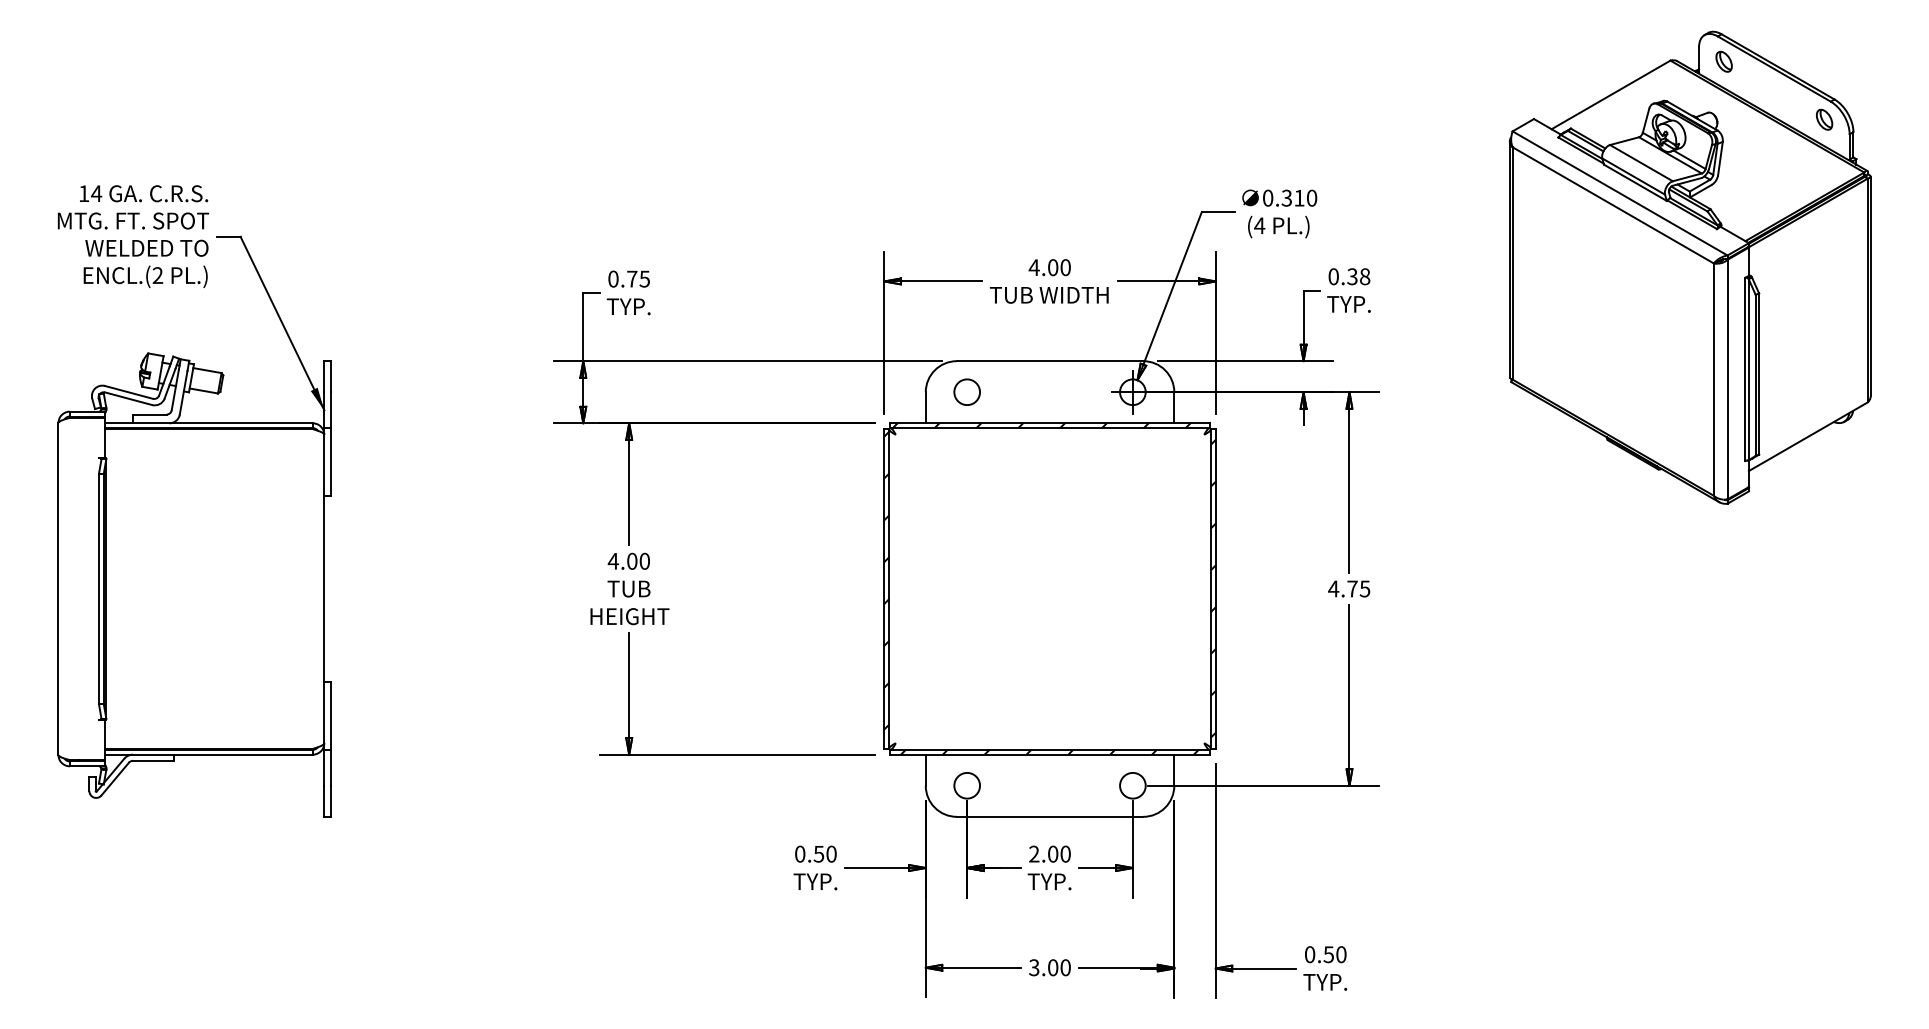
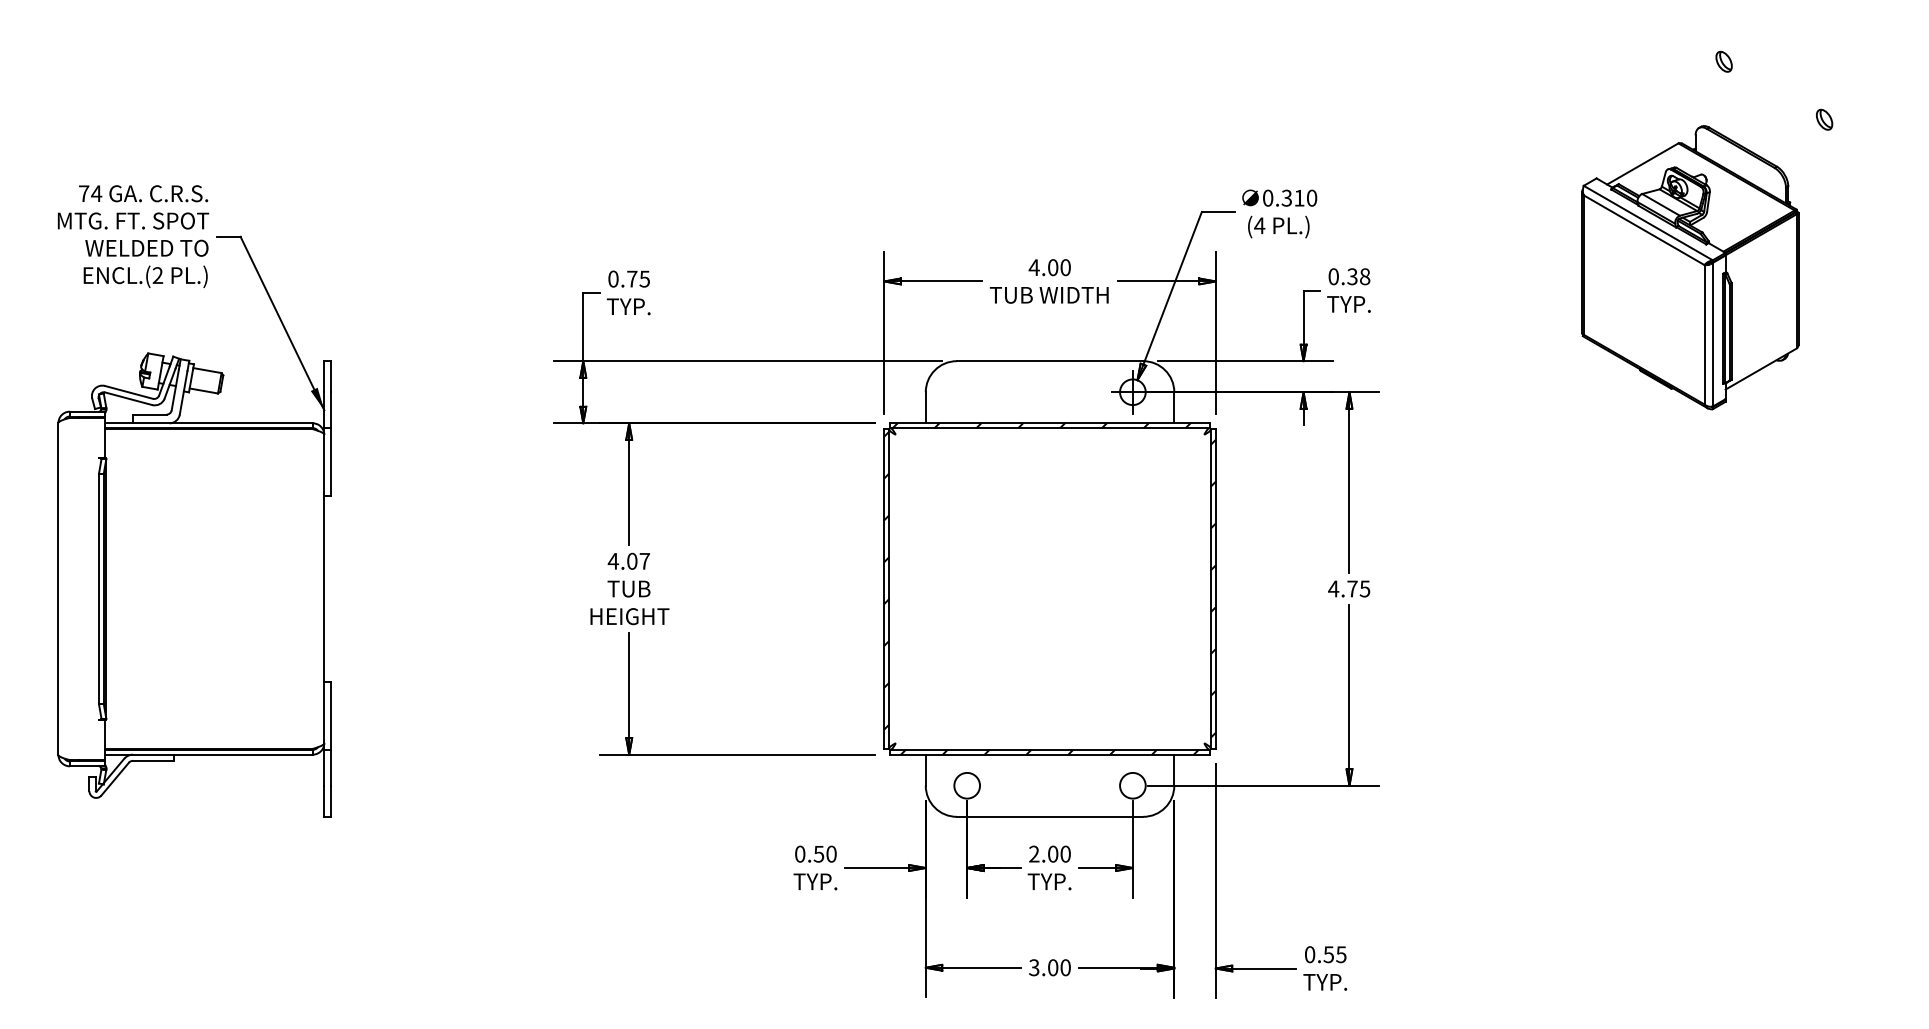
text: 14 -> 74 (84, 193)
part size: 363x475 px -> 219x286 px (1690, 267)
circle: present -> none (966, 391)
text: 4.00 -> 4.07 (644, 560)
text: 0.50 -> 0.55 (1341, 954)
